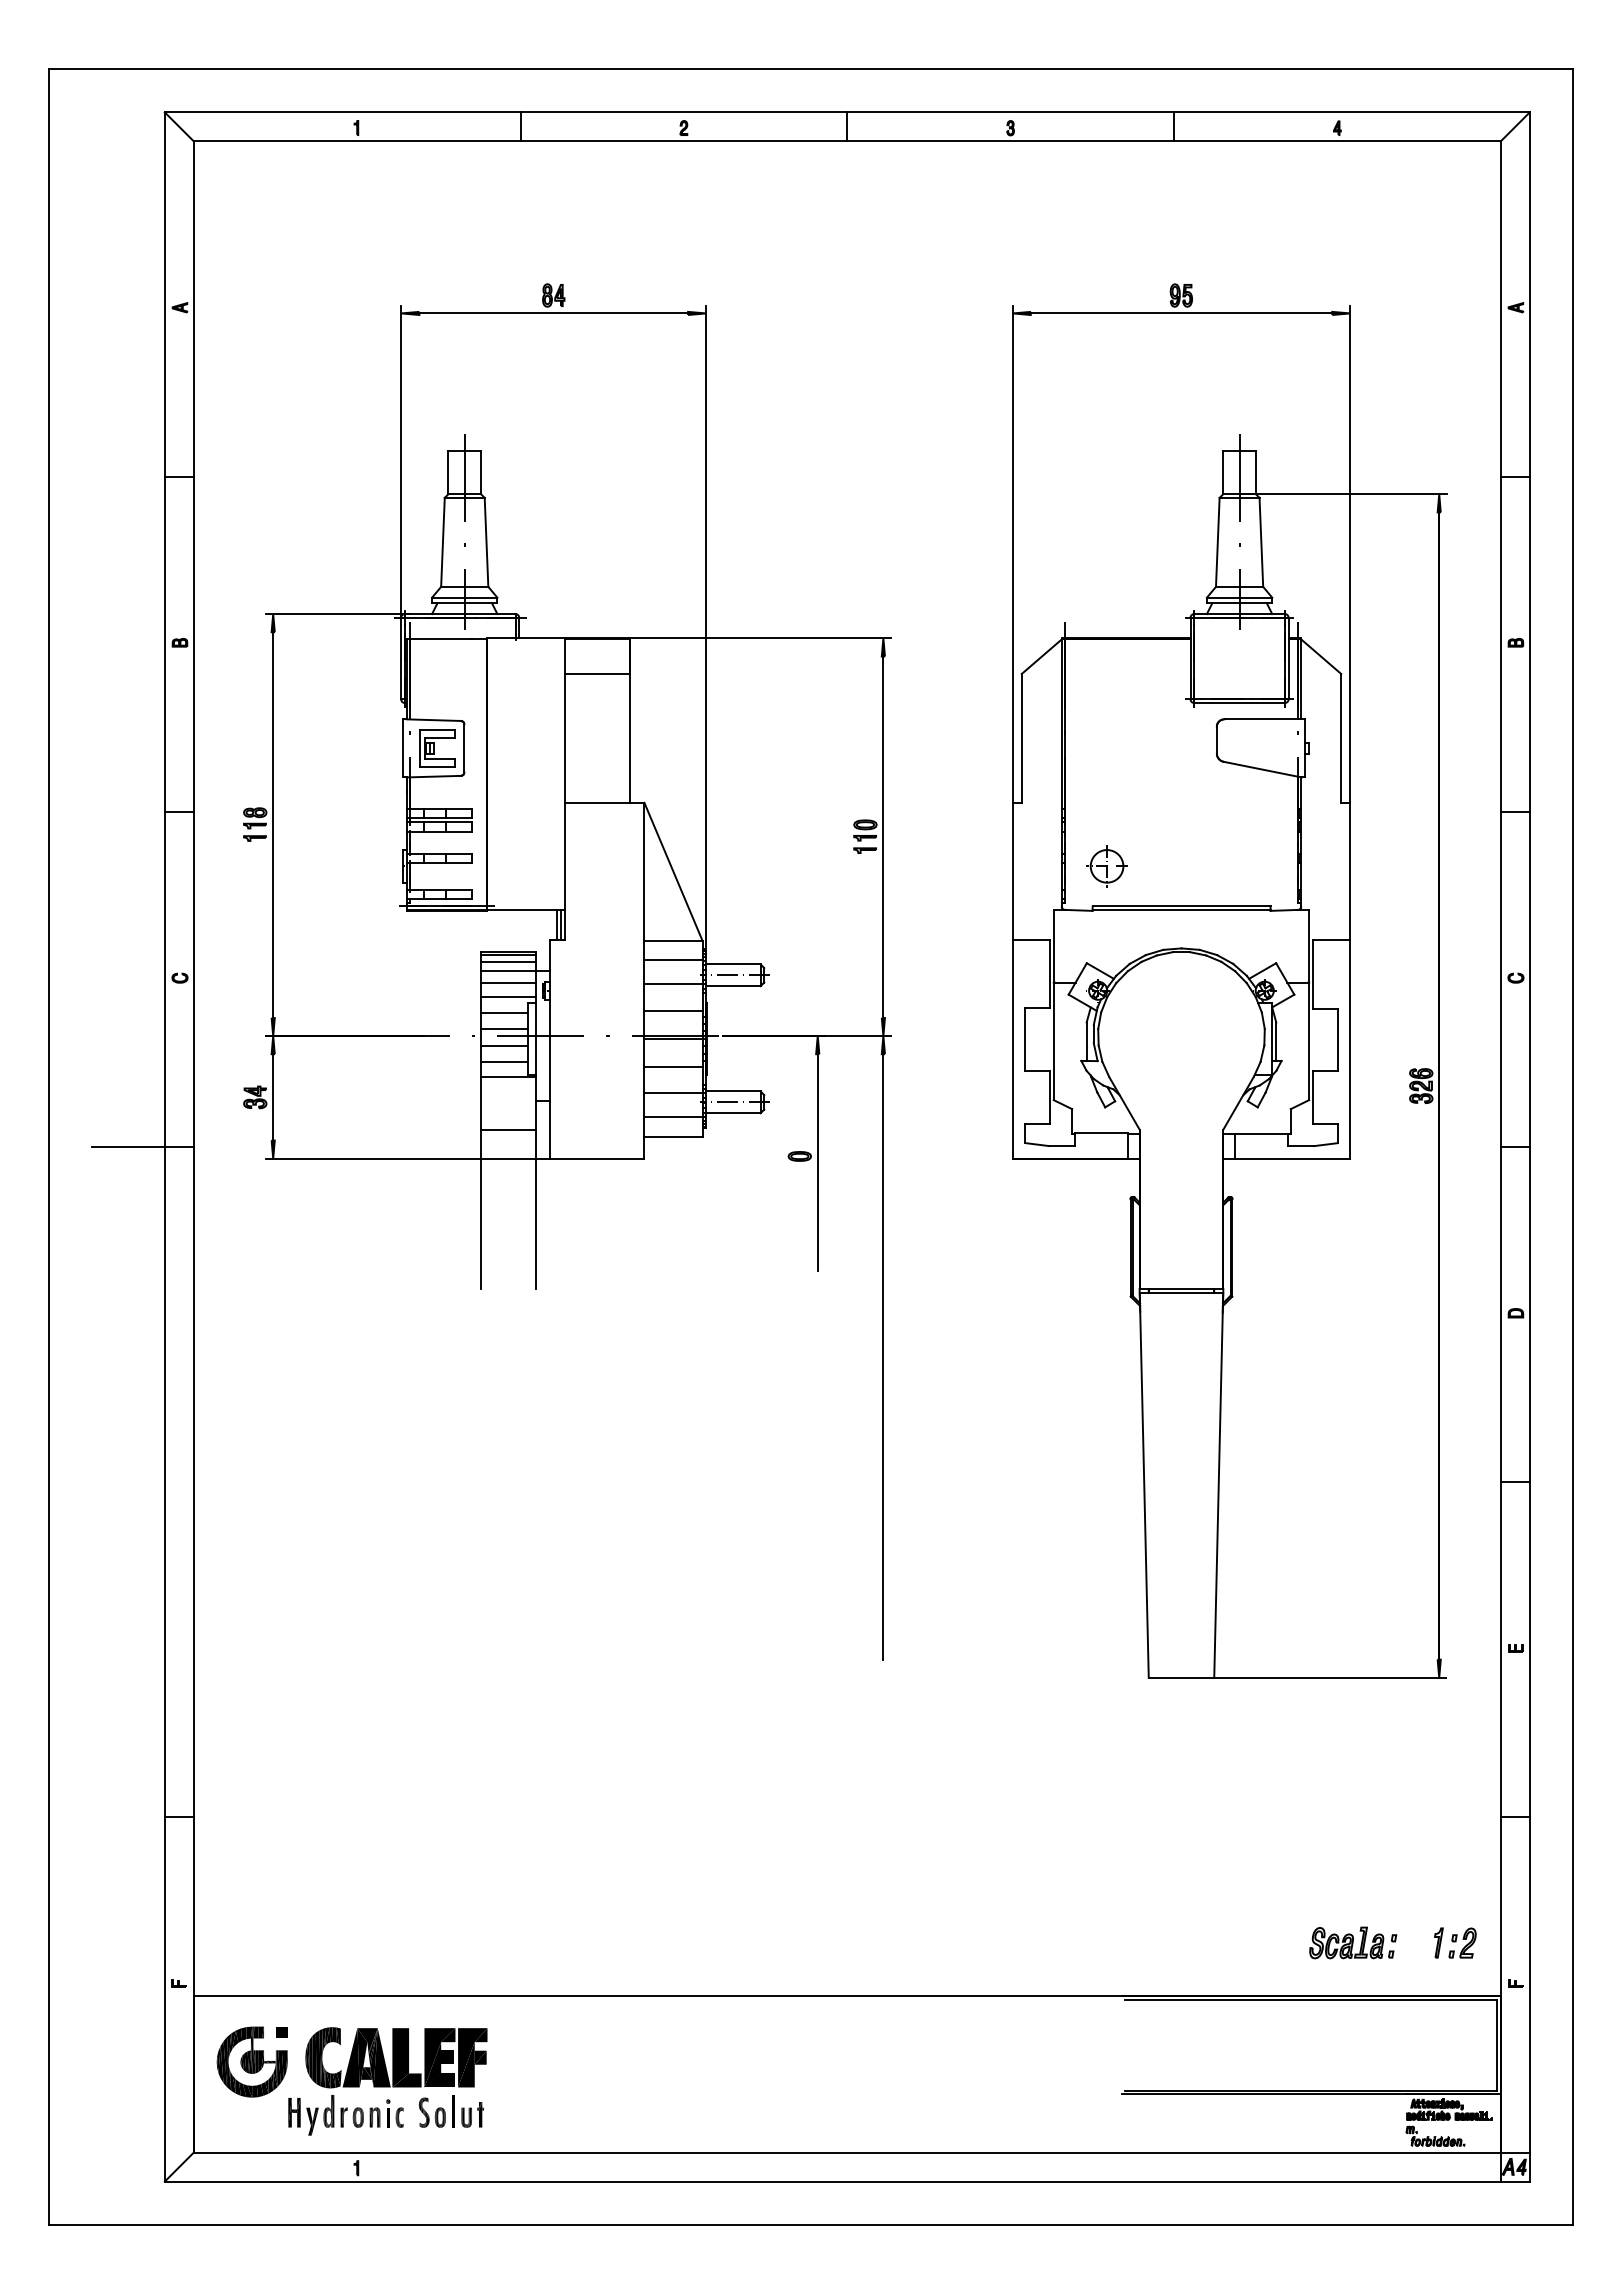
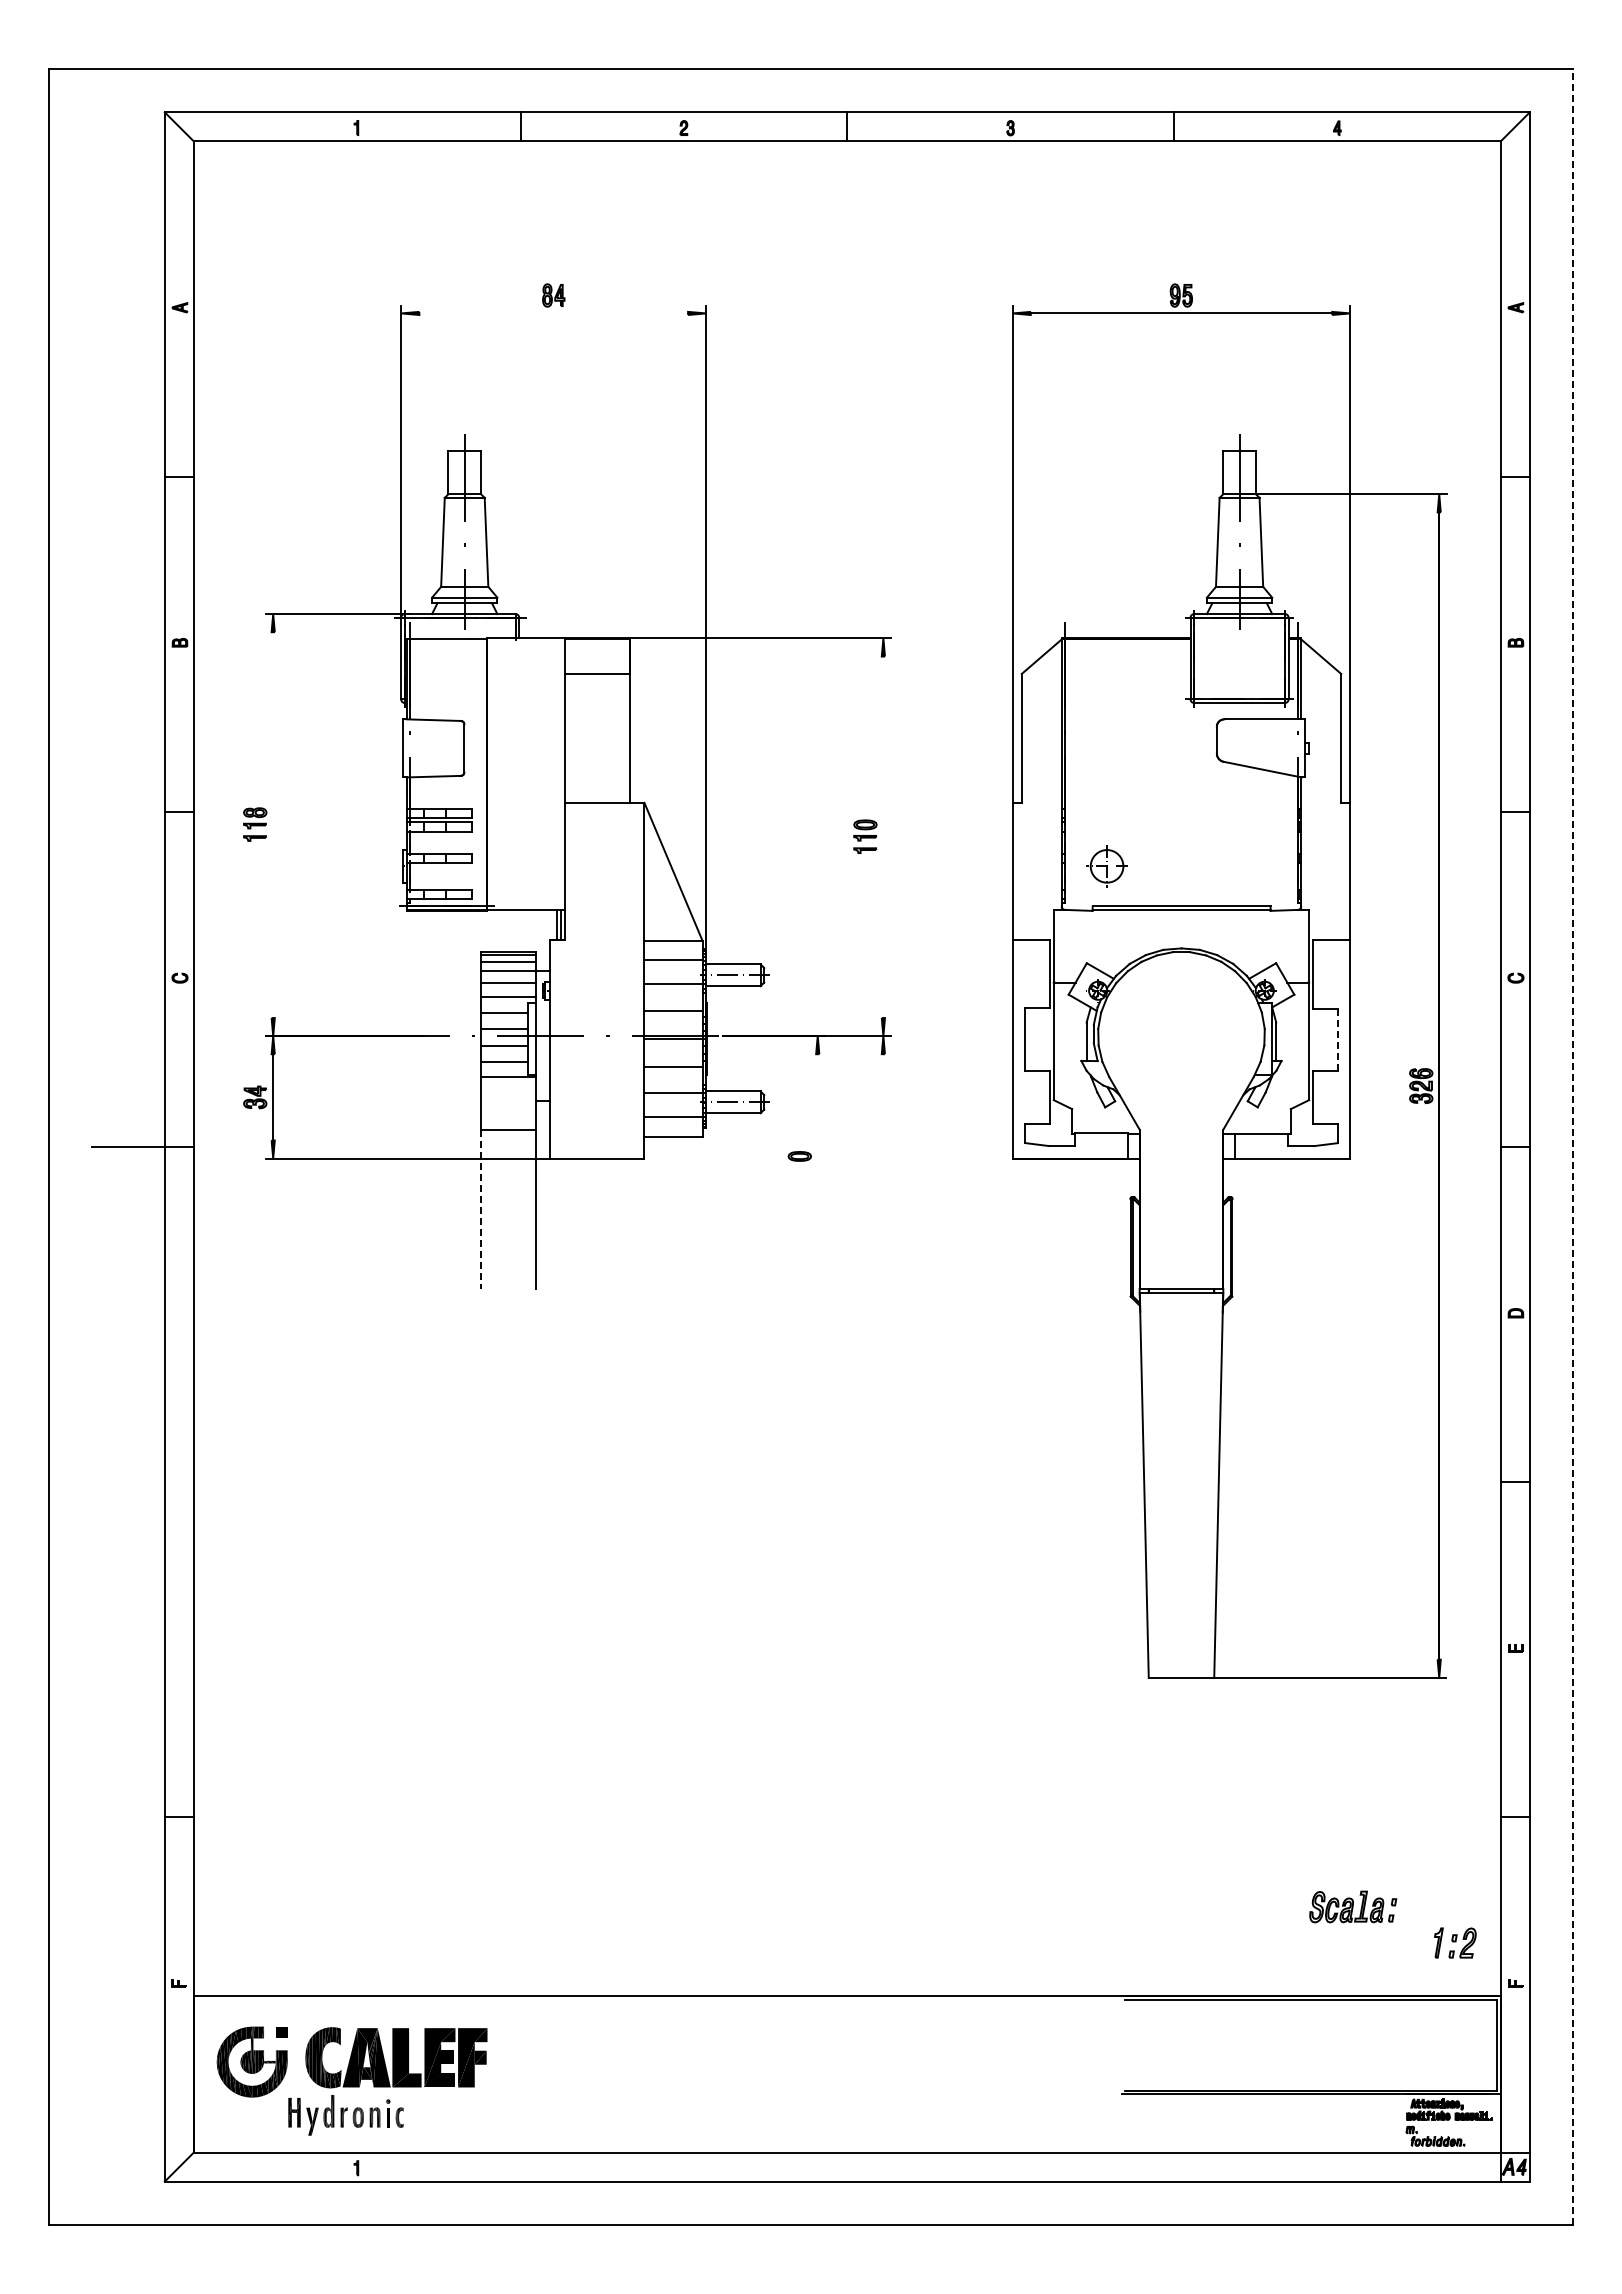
line: present -> none (553, 313)
part: present -> none (437, 748)
line: present -> none (273, 825)
line: present -> none (883, 837)
line: solid -> dashed (1337, 1040)
line: solid -> dashed (1573, 1146)
line: present -> none (817, 1162)
line: solid -> dashed (481, 1209)
line: present -> none (883, 1356)
part position: (1353, 1942) -> (1353, 1906) (1353, 1906)
part: present -> none (450, 2111)
